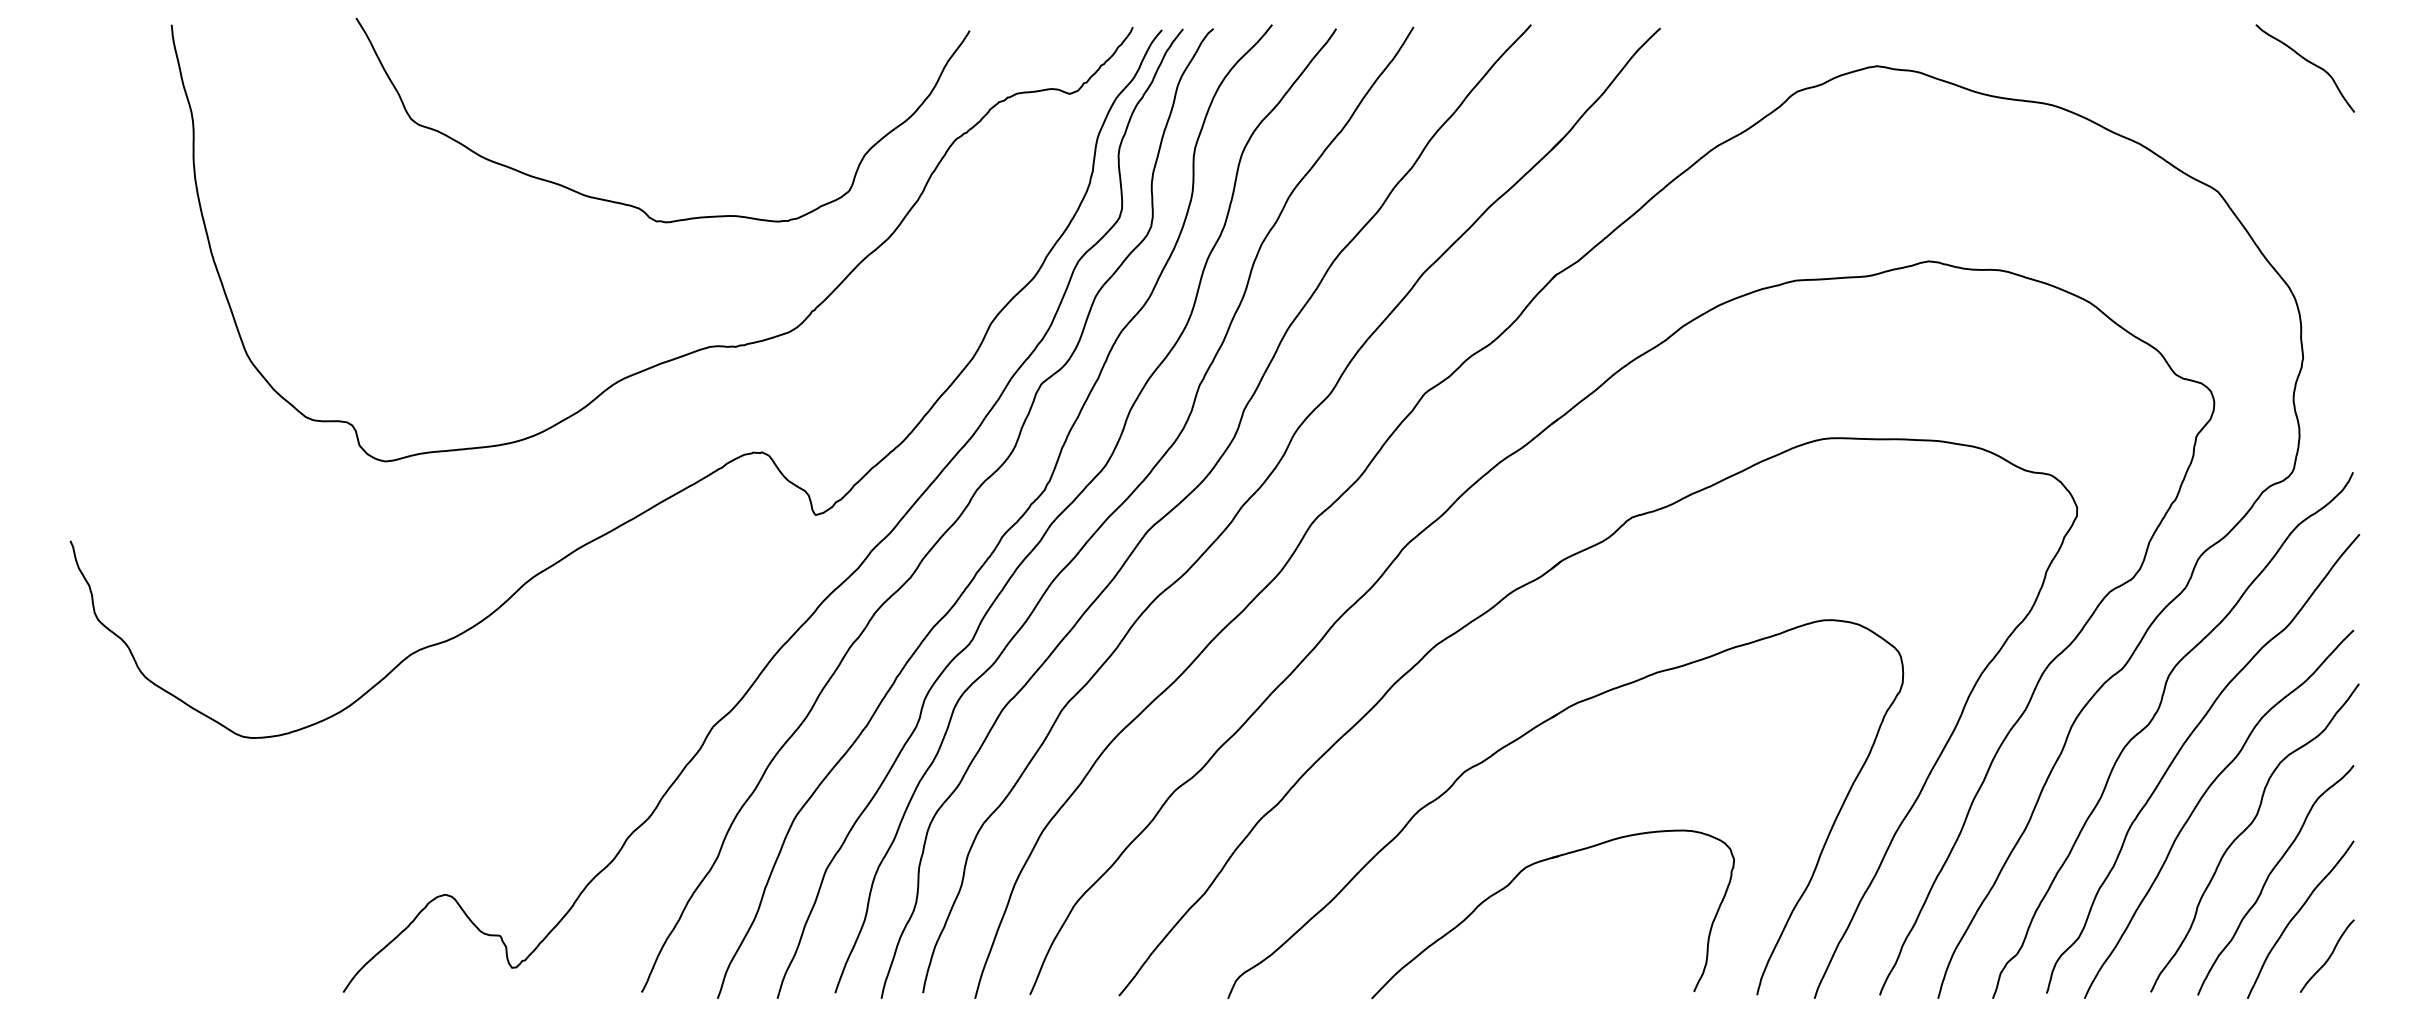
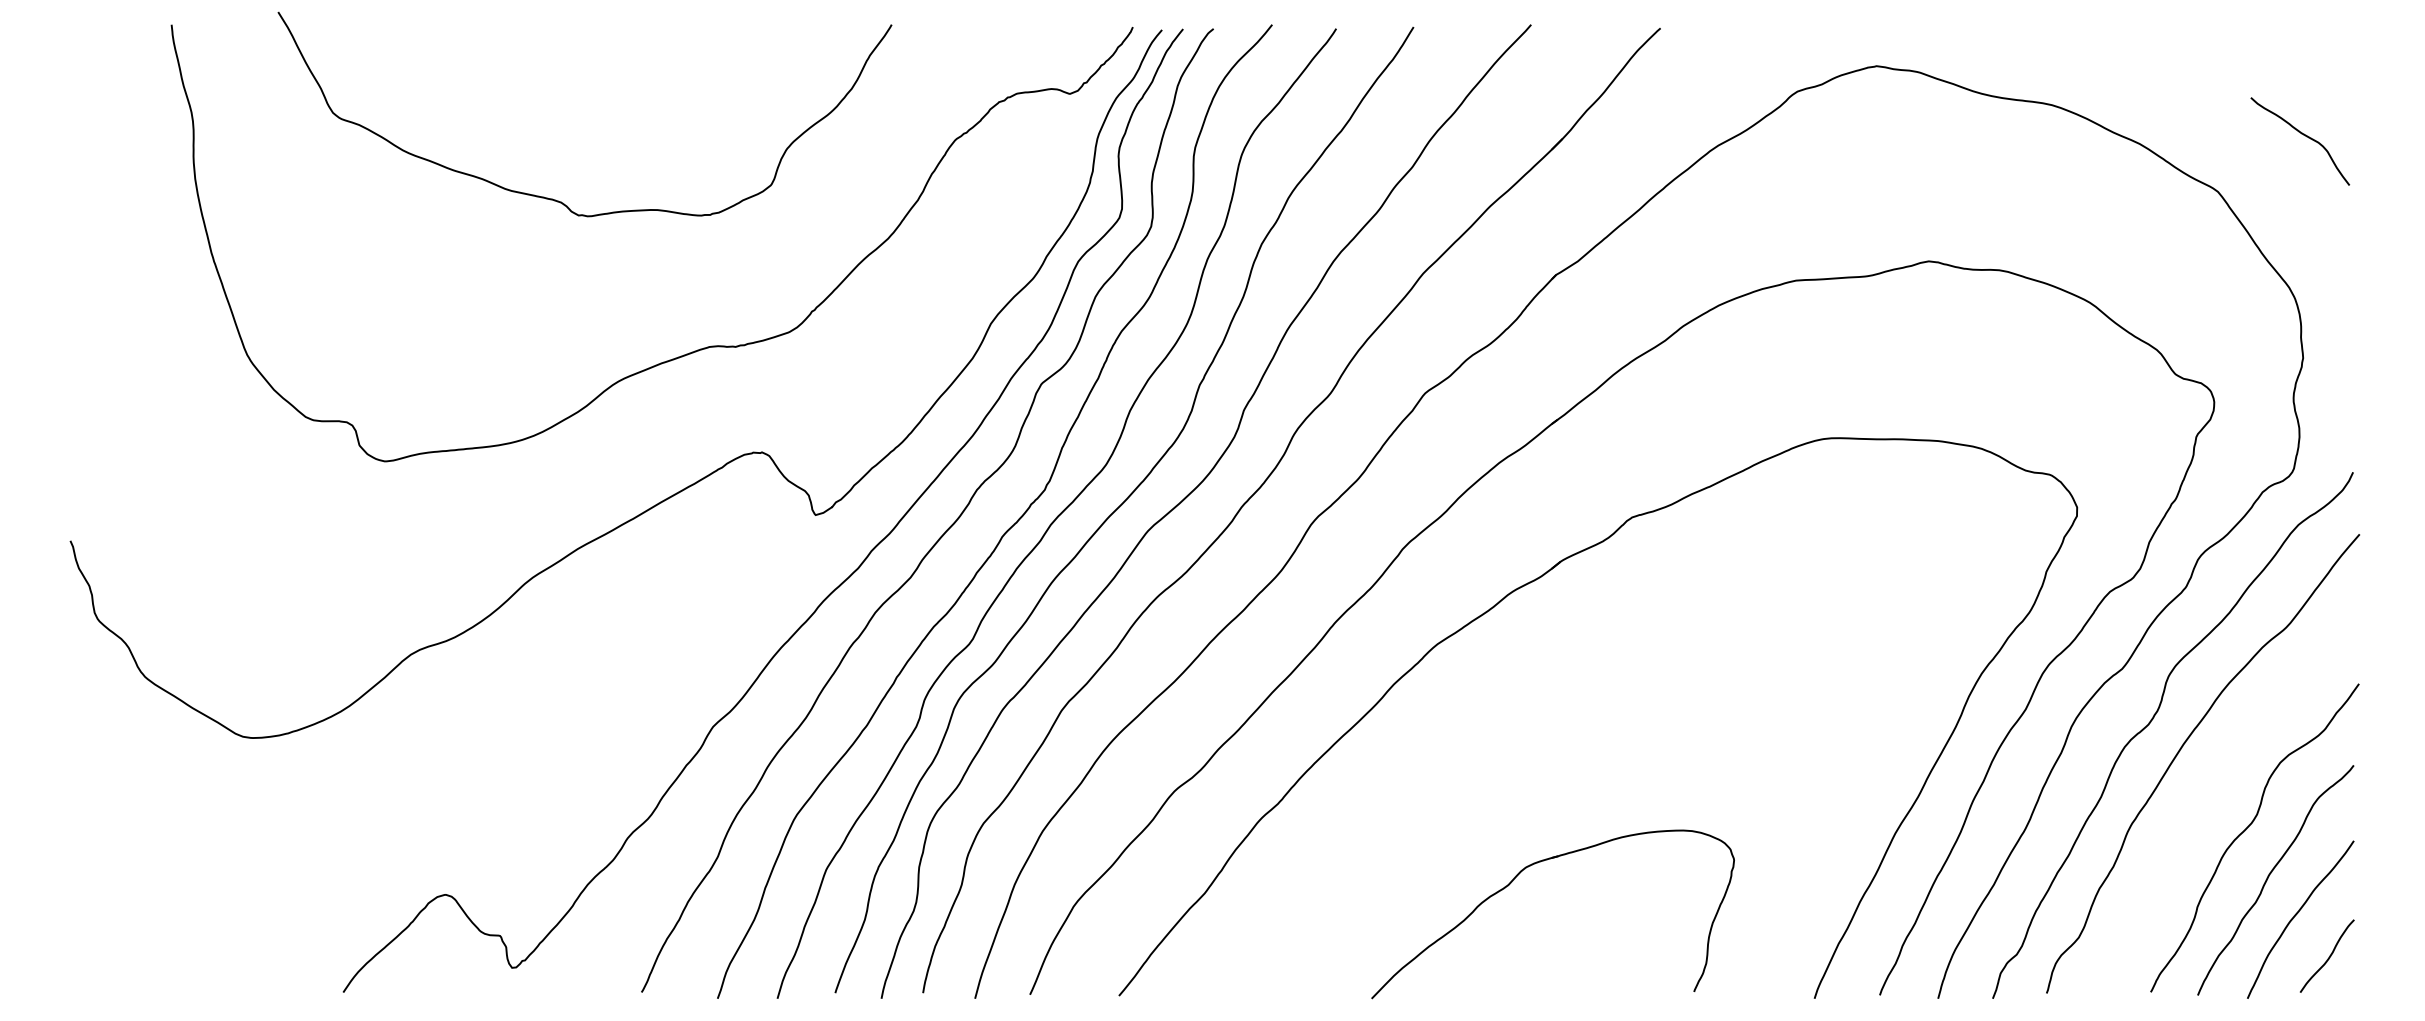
curve position: (2308, 62) -> (2303, 135) (2303, 135)
curve position: (633, 205) -> (555, 199) (555, 199)
part: present -> none (1522, 737)
curve: present -> none (2199, 803)
